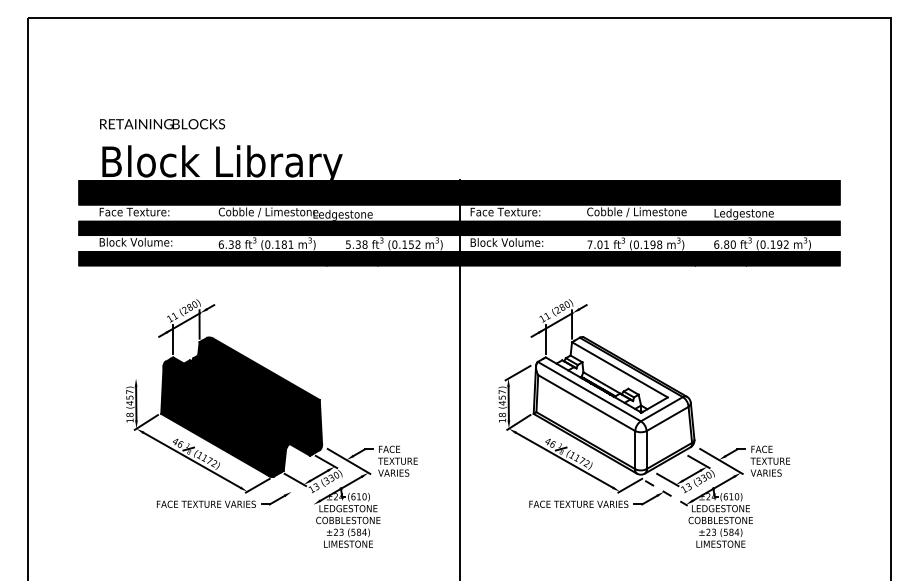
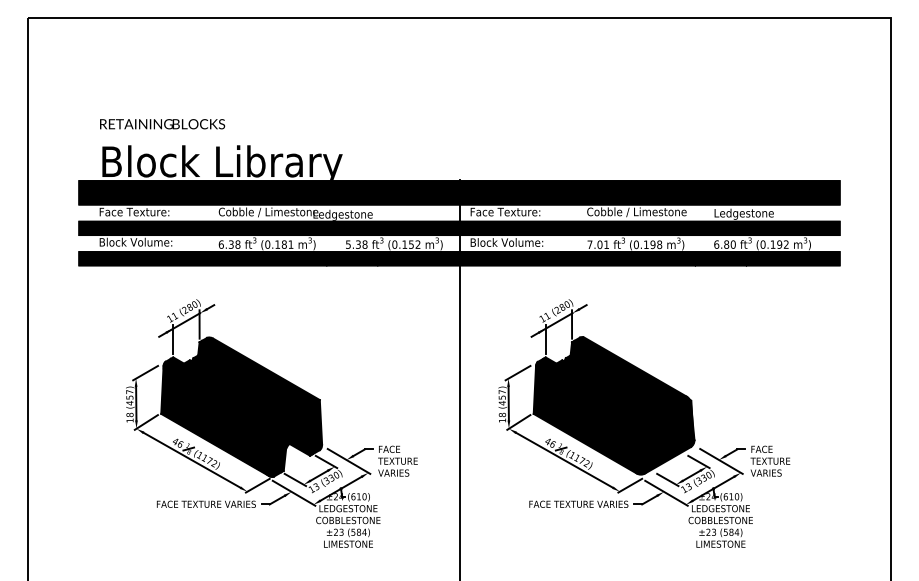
line: none -> present (145, 372)
fill: none -> present (613, 405)
line: none -> present (293, 492)
line: dashed -> solid (666, 493)
